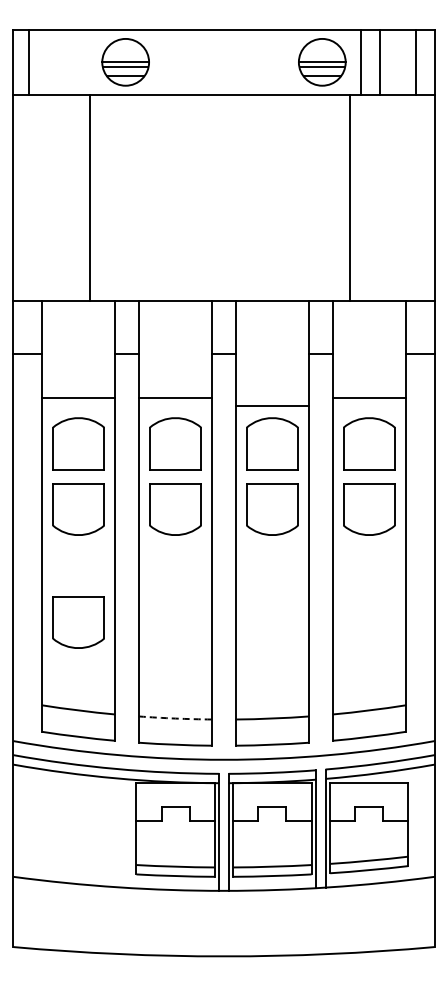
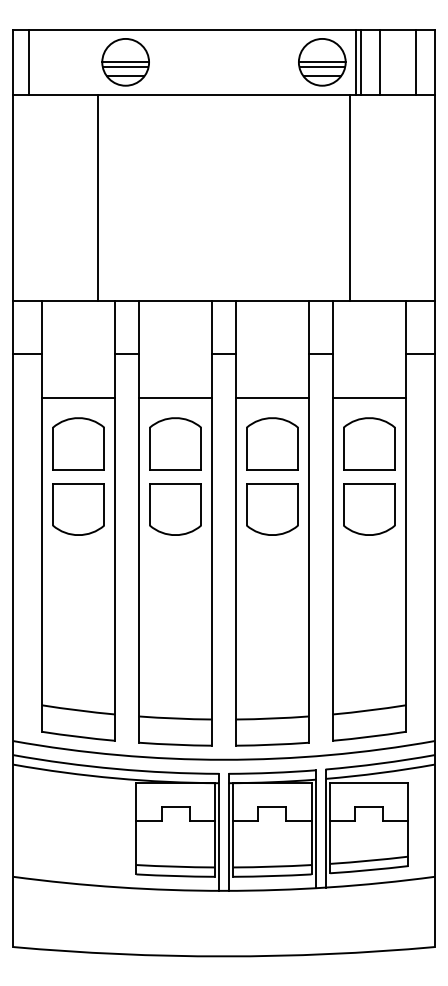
line: none -> present (356, 62)
line position: (89, 198) -> (97, 198) (97, 198)
line position: (272, 406) -> (272, 398) (272, 398)
part: present -> none (78, 622)
arc: dashed -> solid (175, 718)
